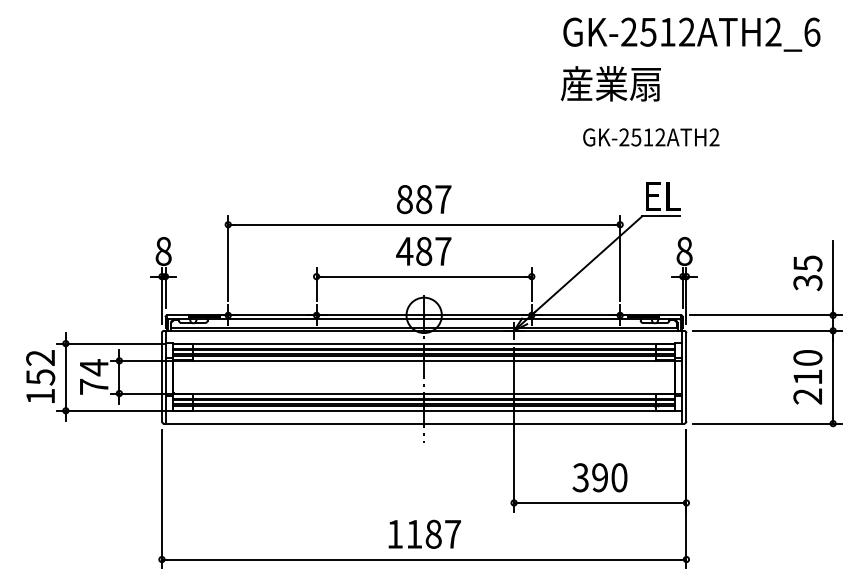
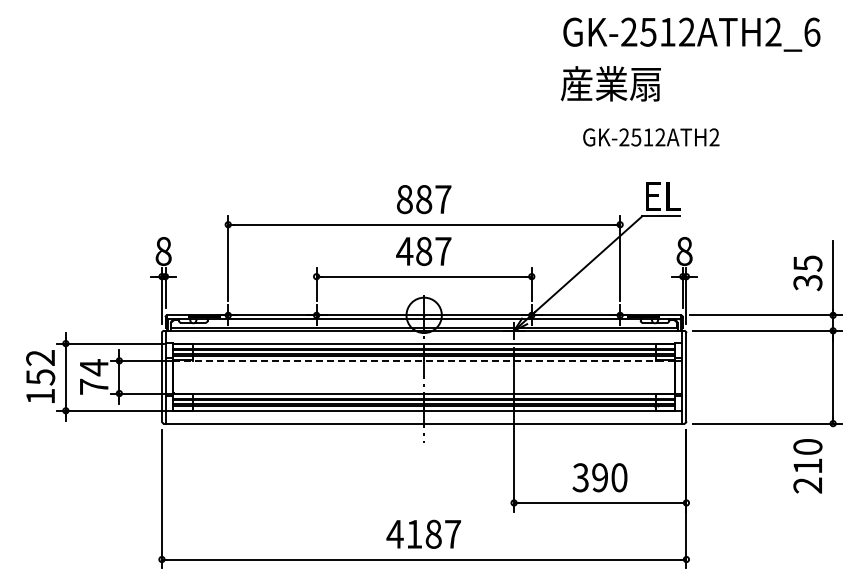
line: solid -> dashed (424, 360)
text position: (807, 377) -> (807, 466) (807, 466)
text: 1187 -> 4187 (394, 534)
